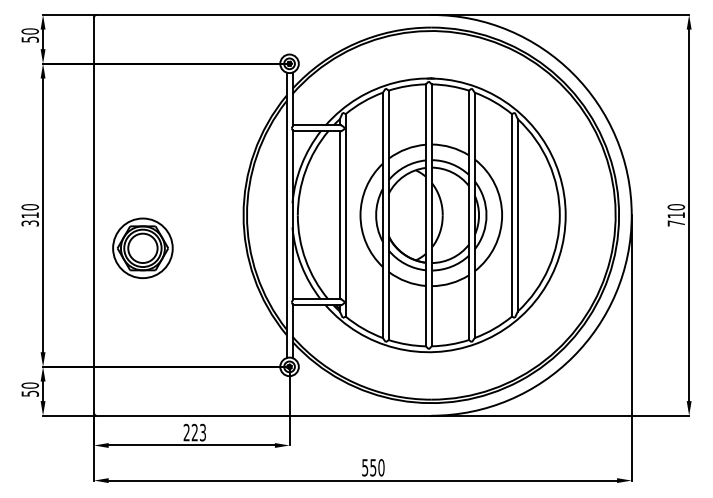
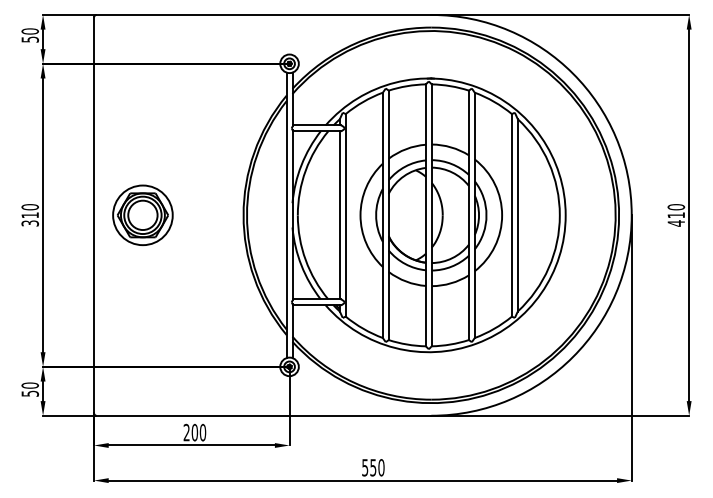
text: 710 -> 410 (675, 223)
part position: (142, 247) -> (142, 214) (142, 214)
text: 223 -> 200 (198, 432)
